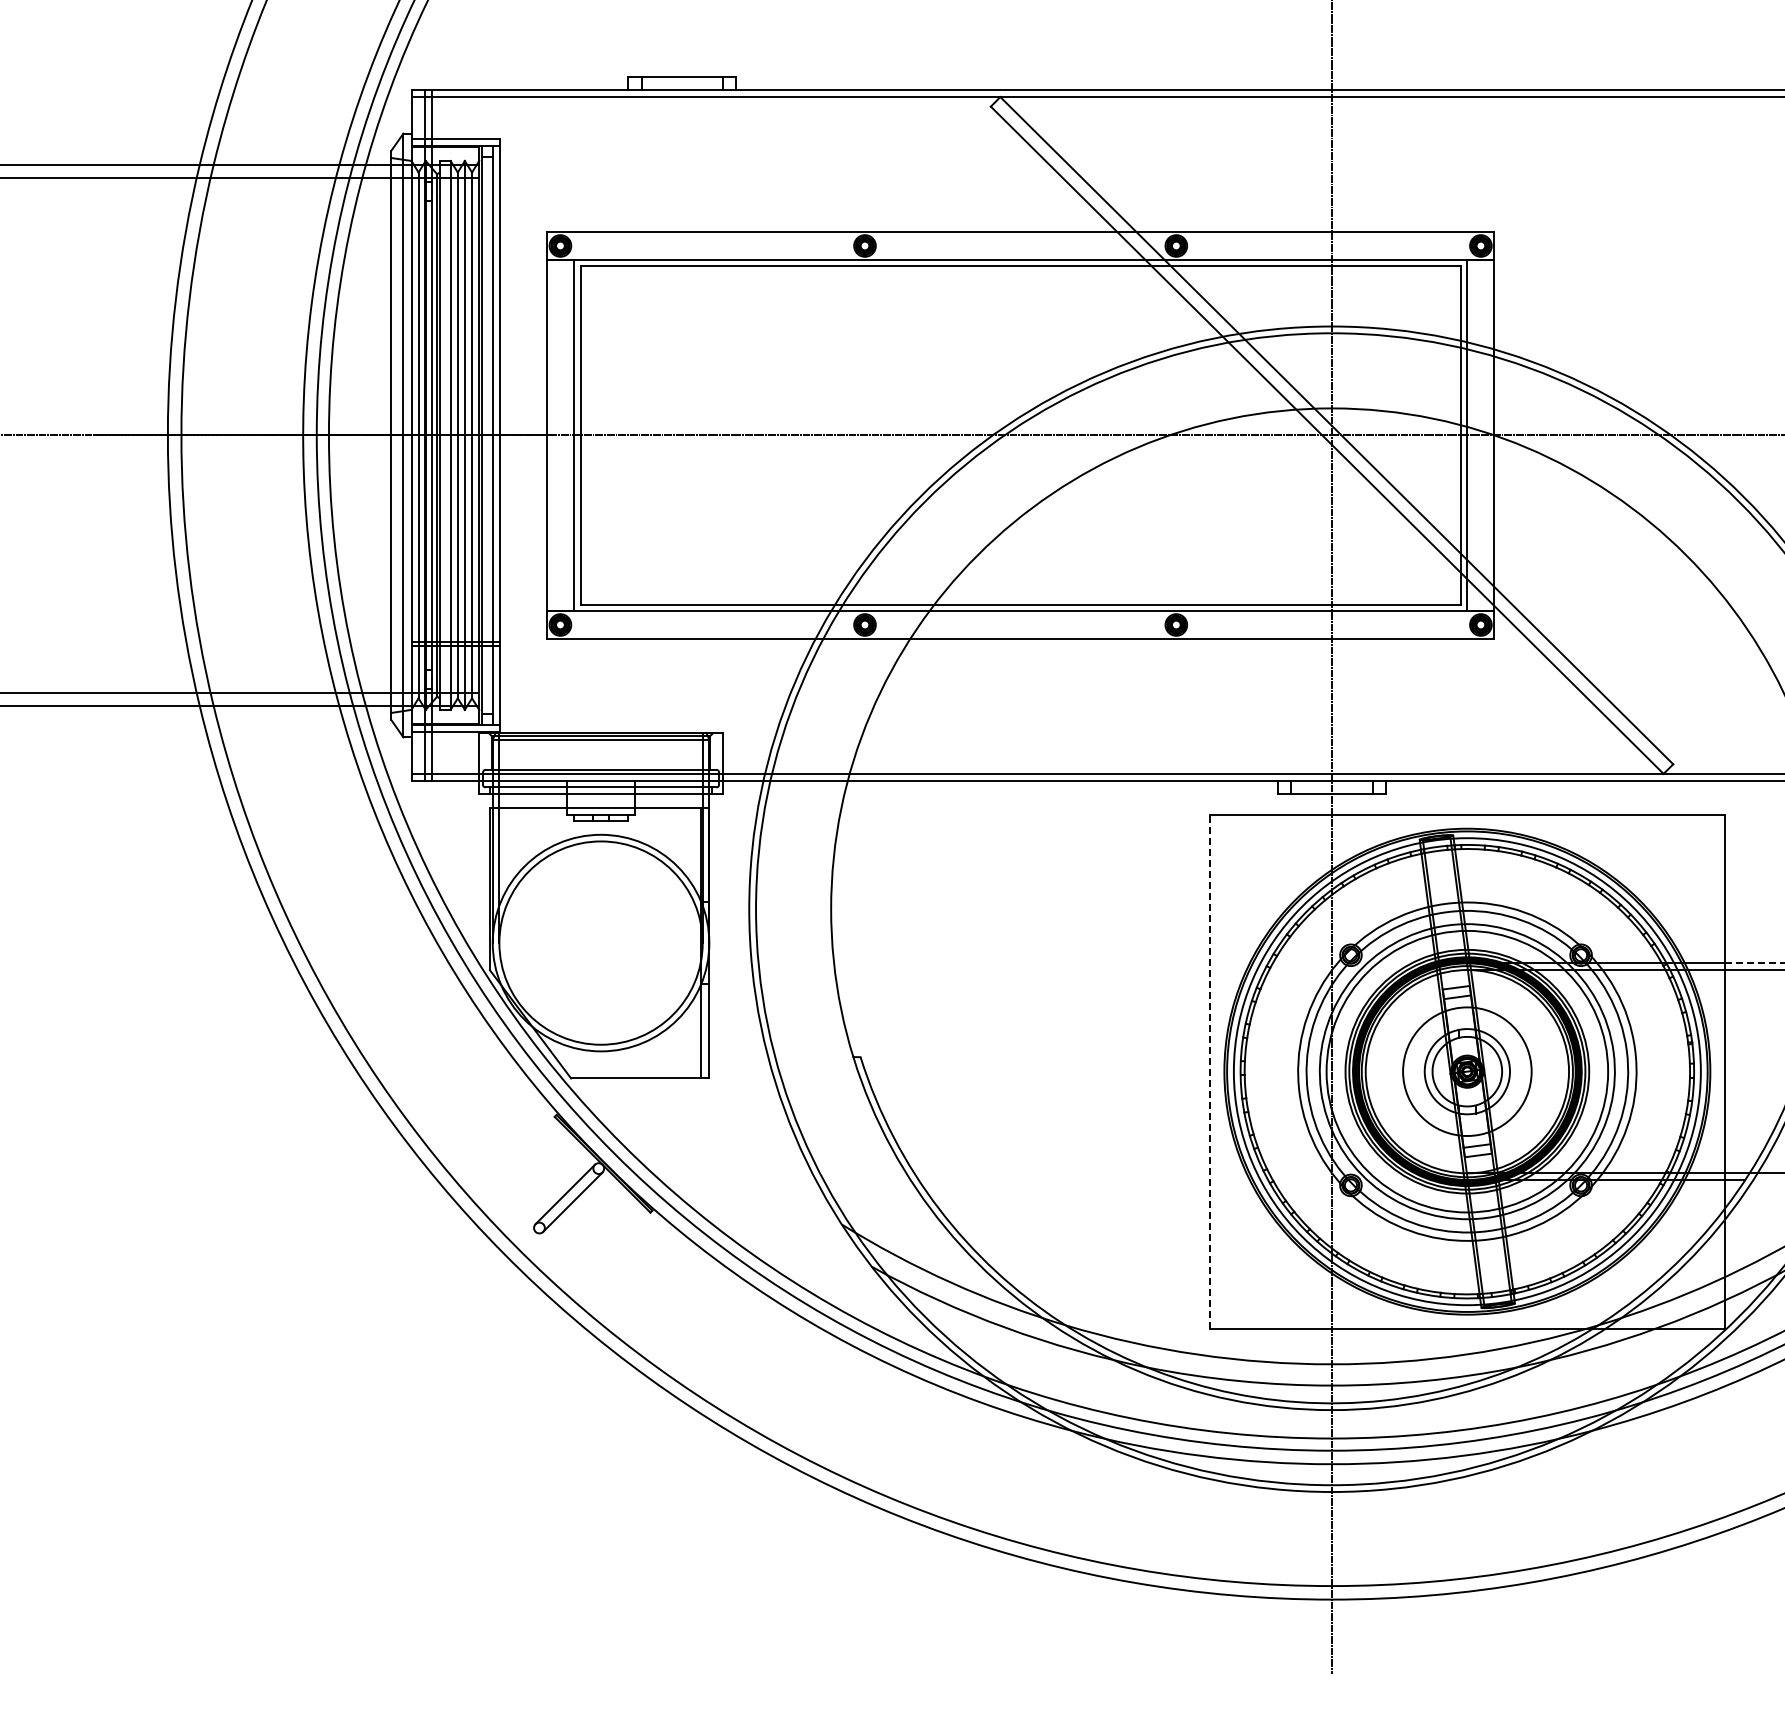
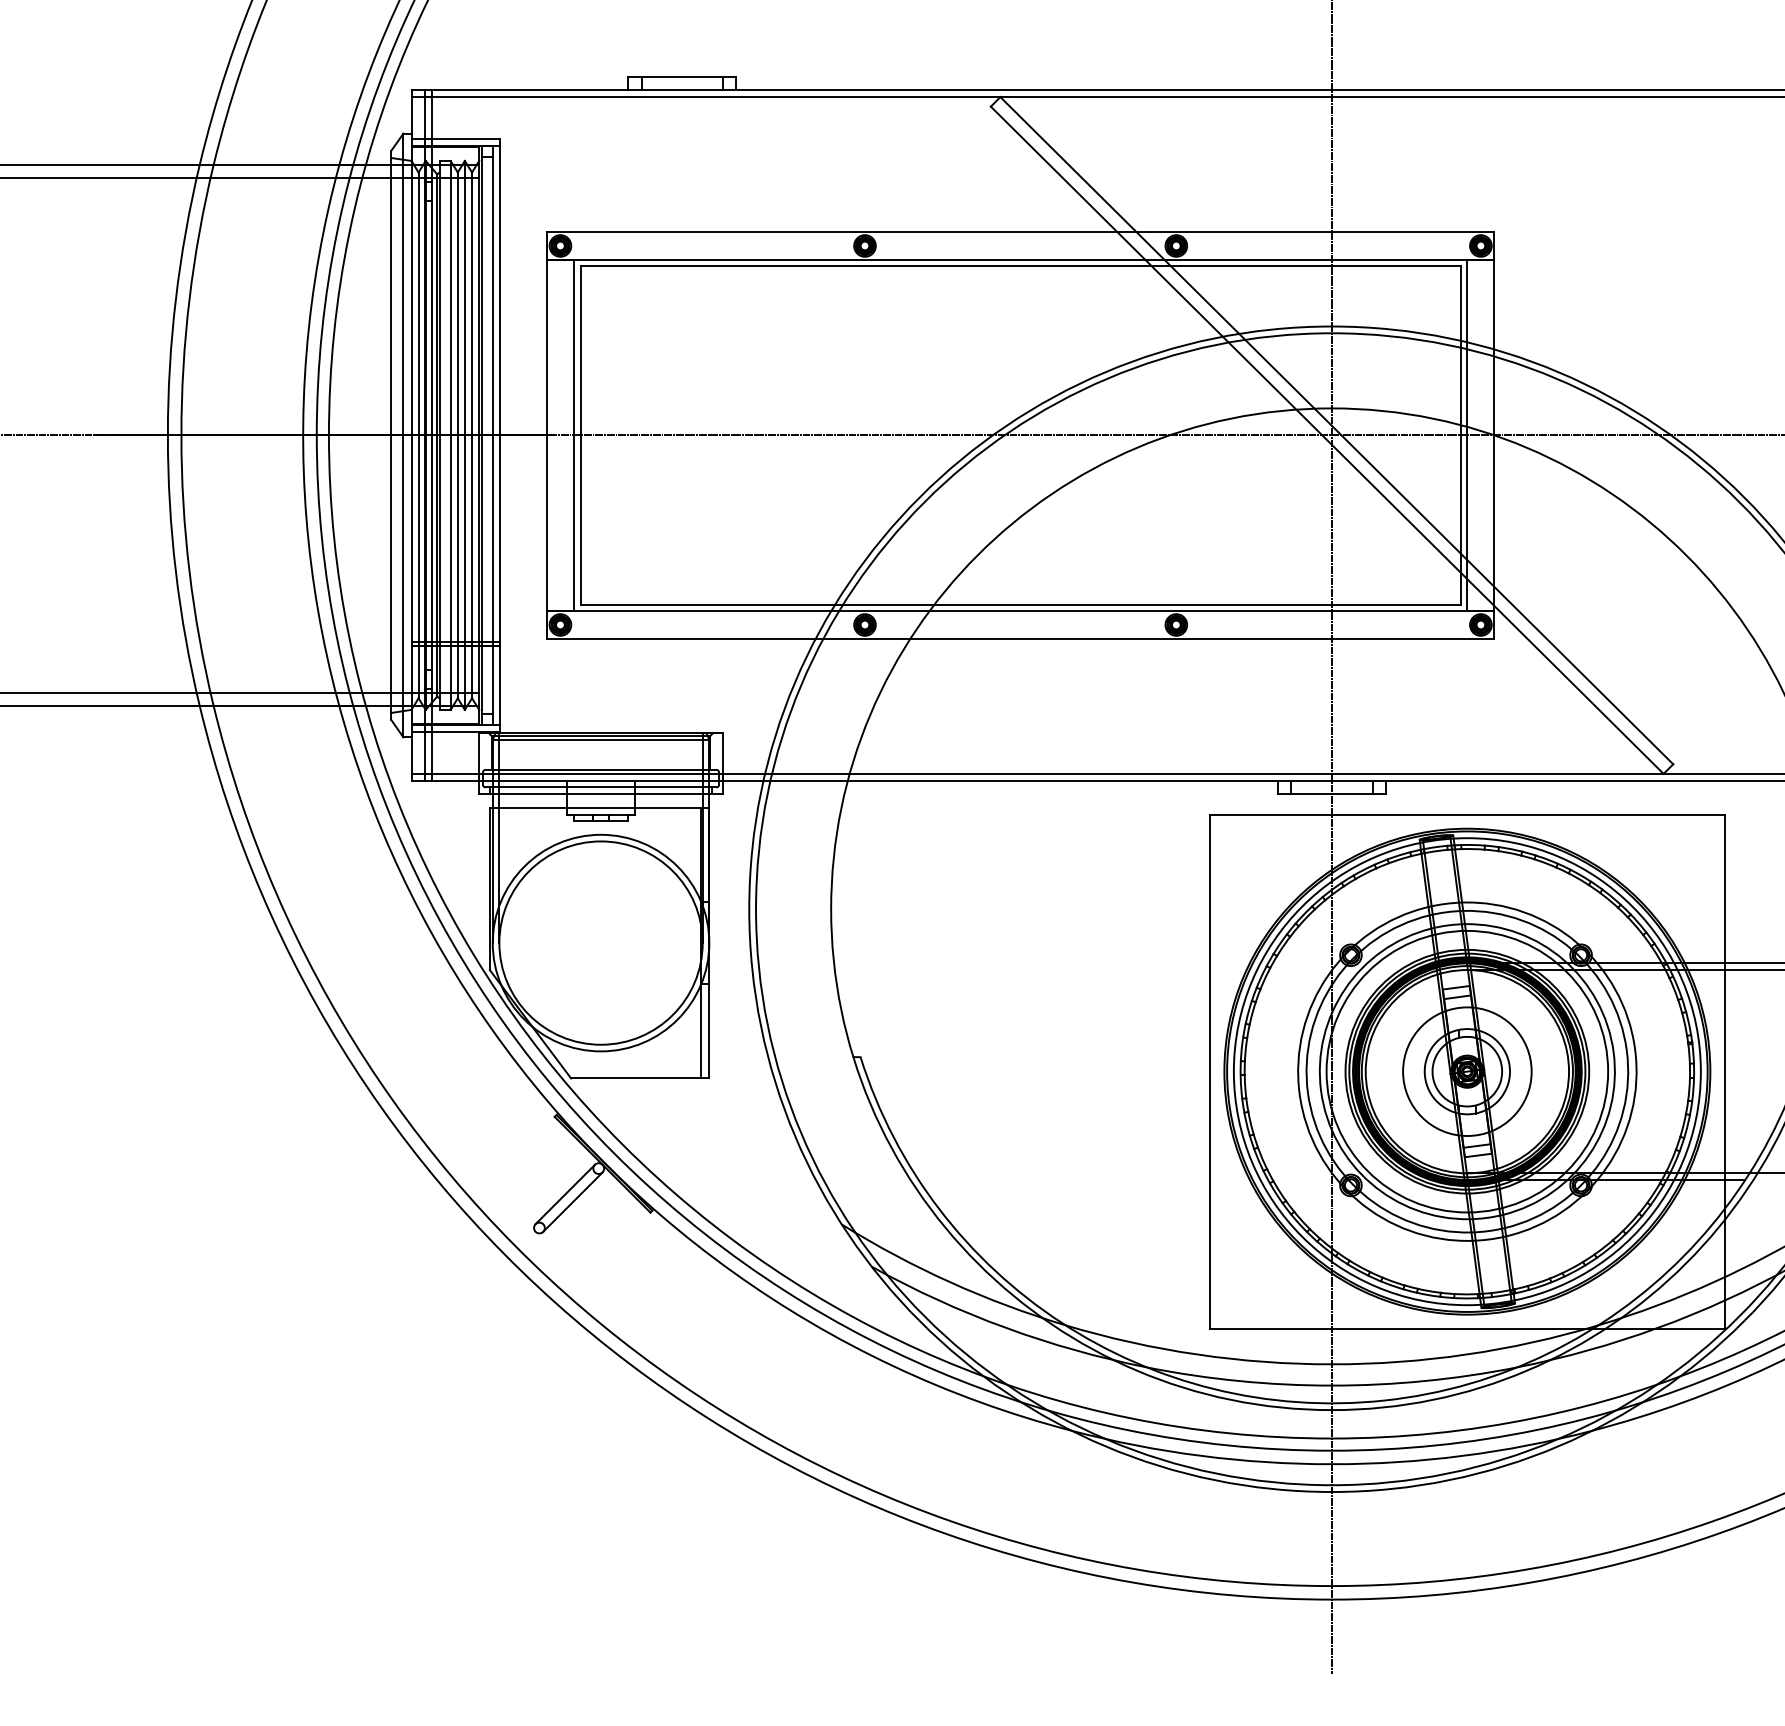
line: dashed -> solid (1754, 963)
line: dashed -> solid (1210, 1071)
